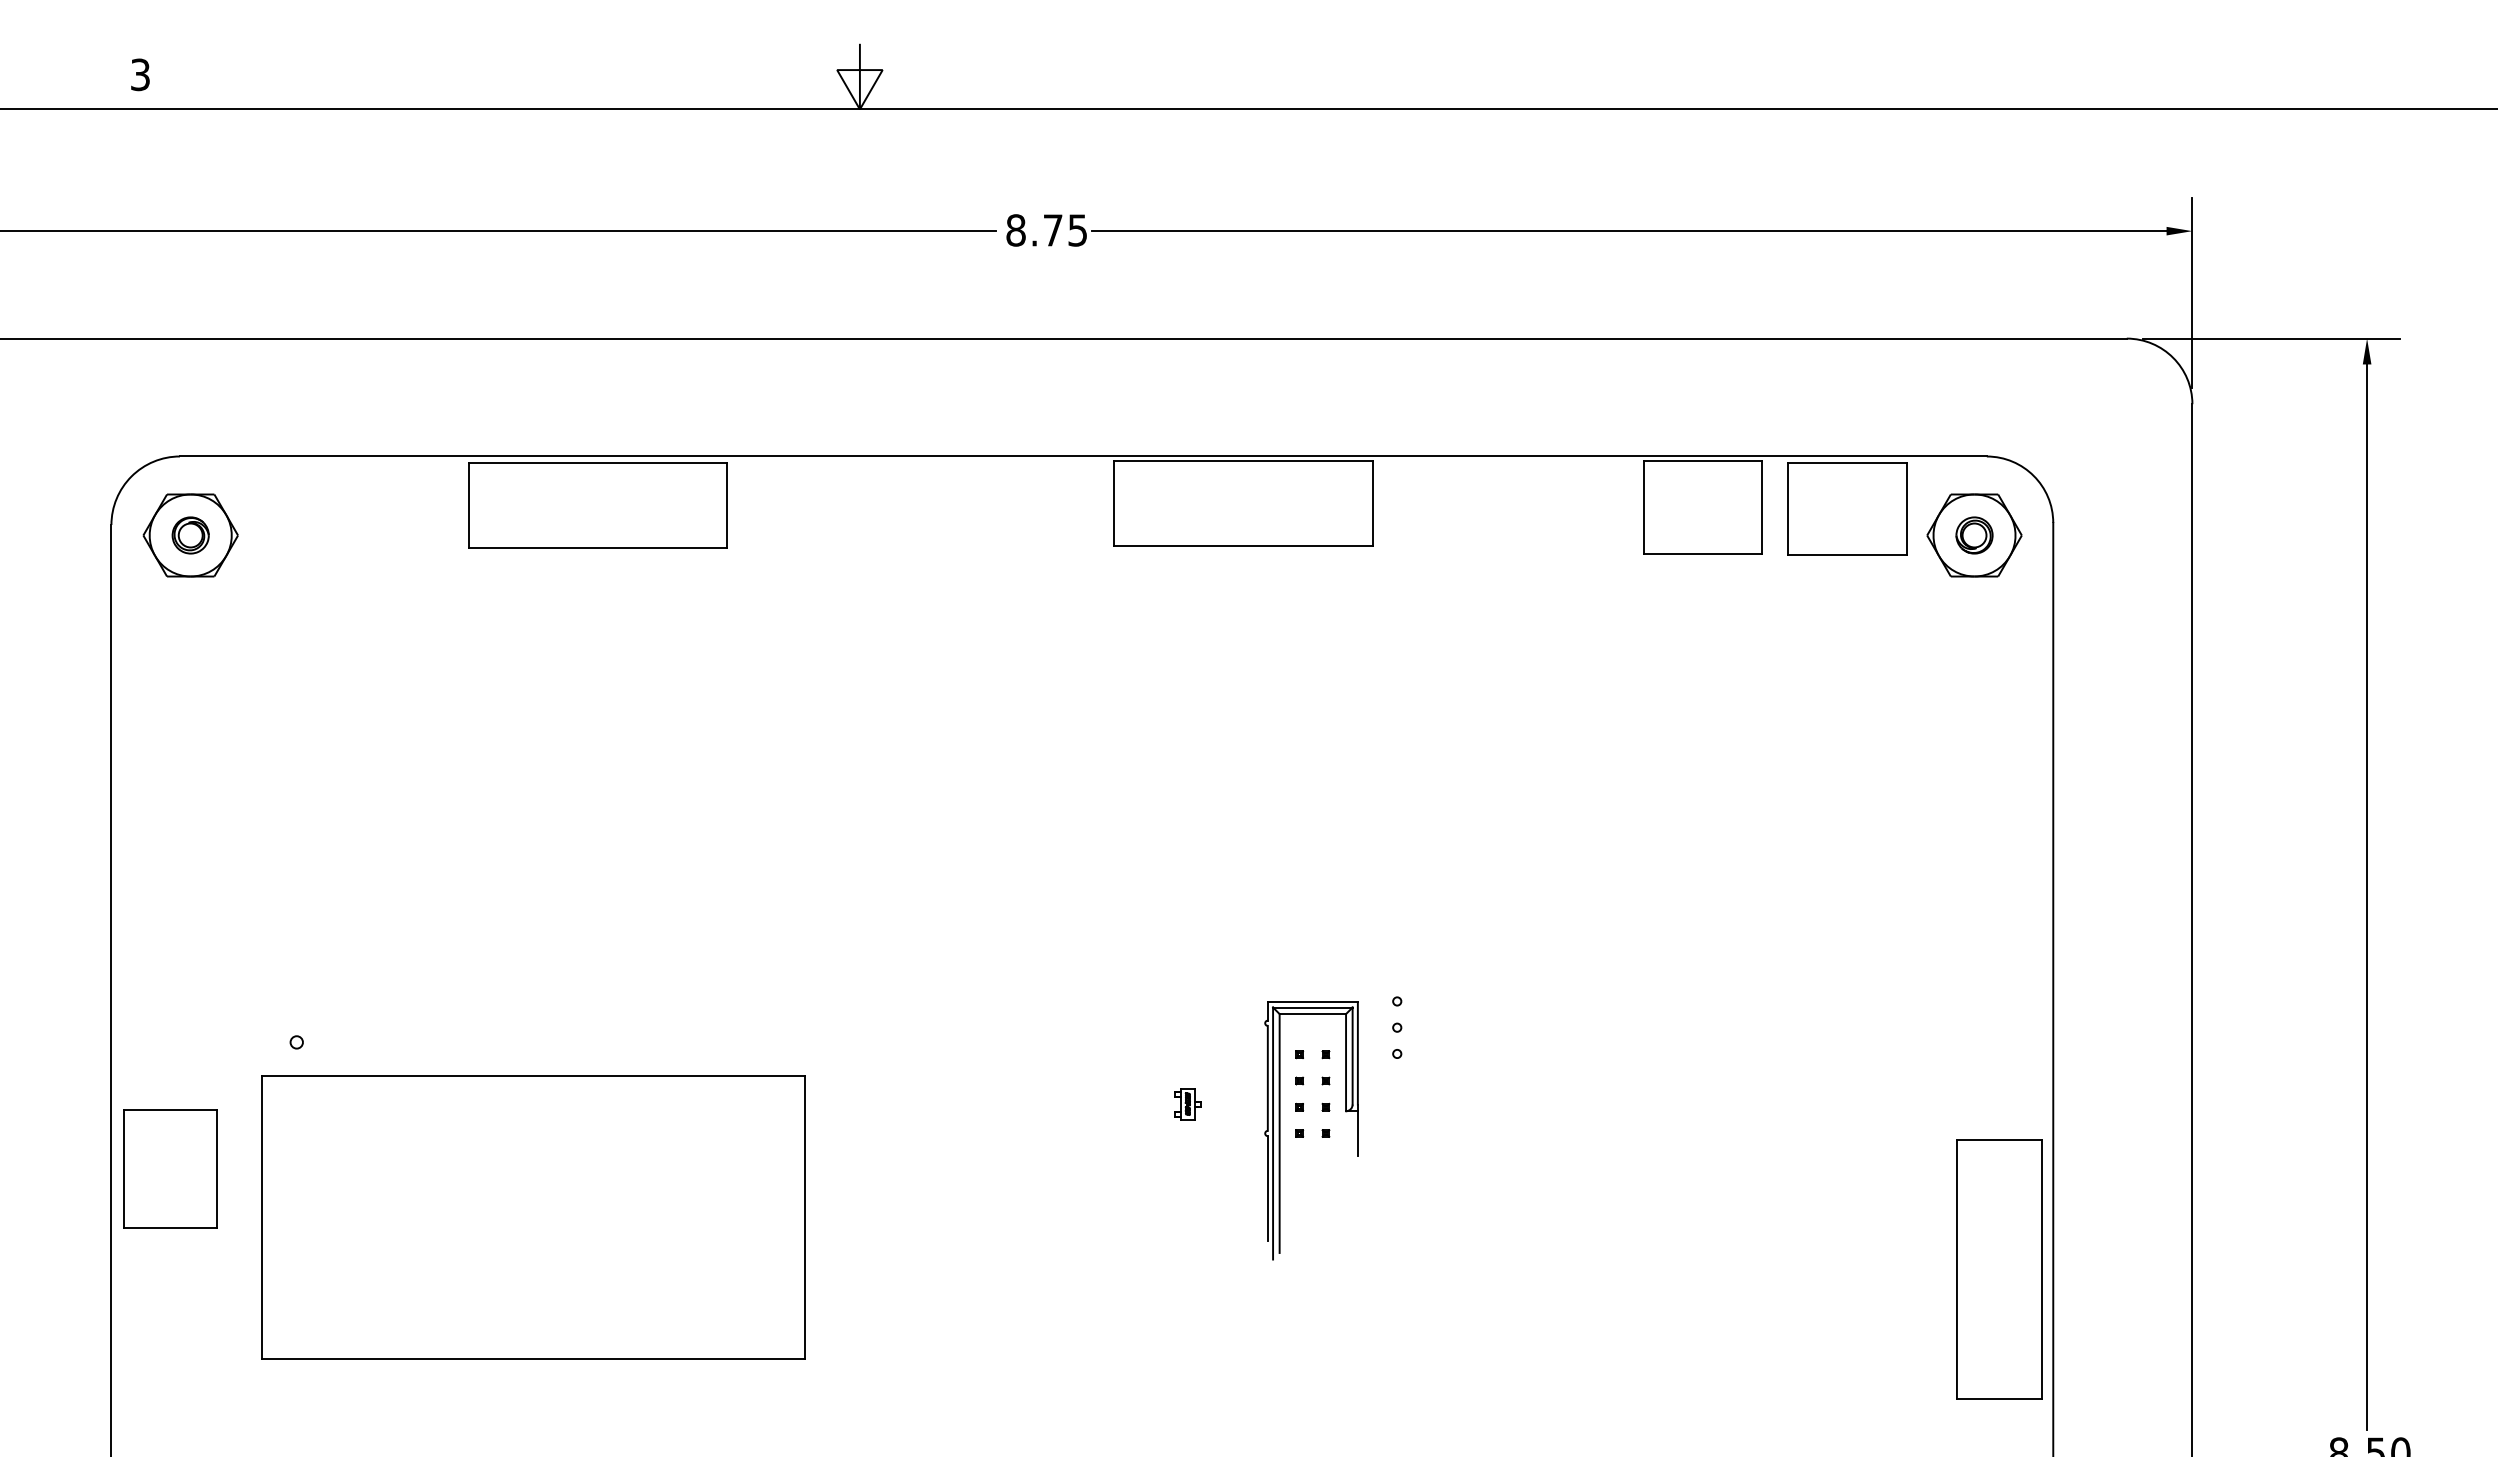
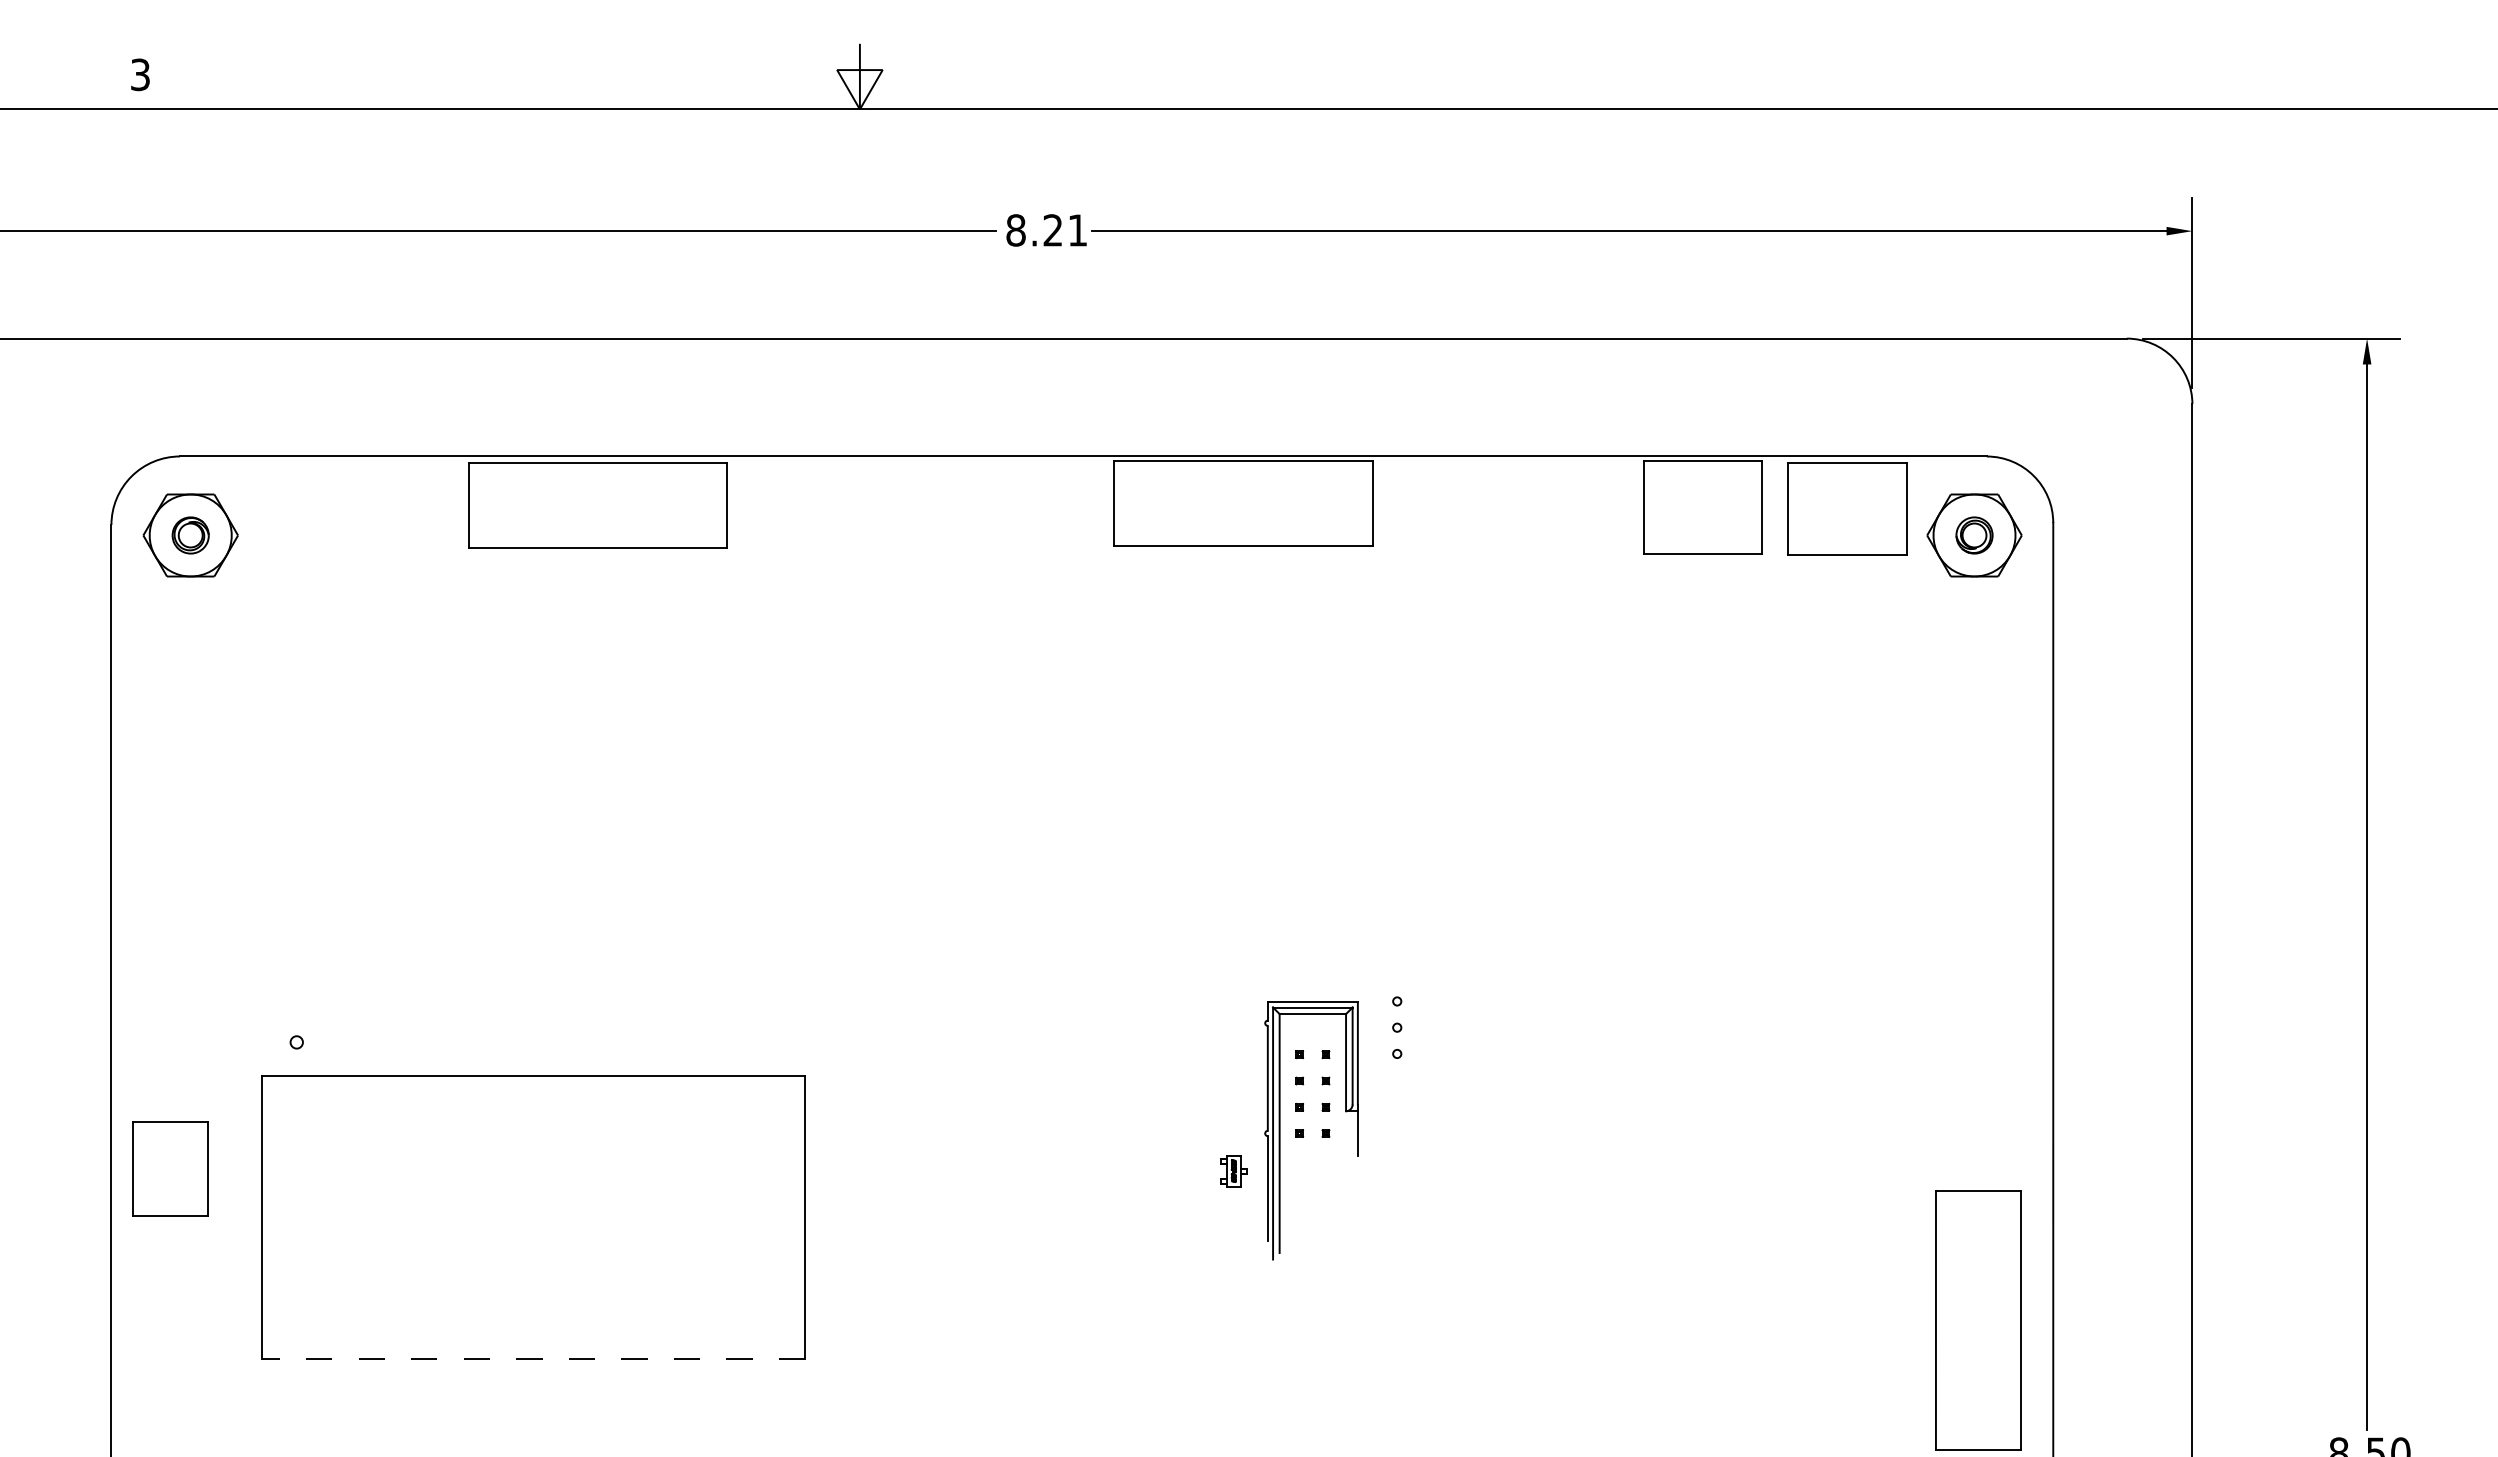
text: 8.75 -> 8.21 (1064, 230)
part position: (1187, 1104) -> (1233, 1171) (1233, 1171)
part size: 95x120 px -> 77x96 px (170, 1168)
part position: (1999, 1269) -> (1978, 1320) (1978, 1320)
line: solid -> dashed (533, 1359)
